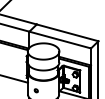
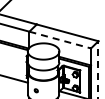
line: solid -> dashed (60, 40)
line: solid -> dashed (98, 69)
